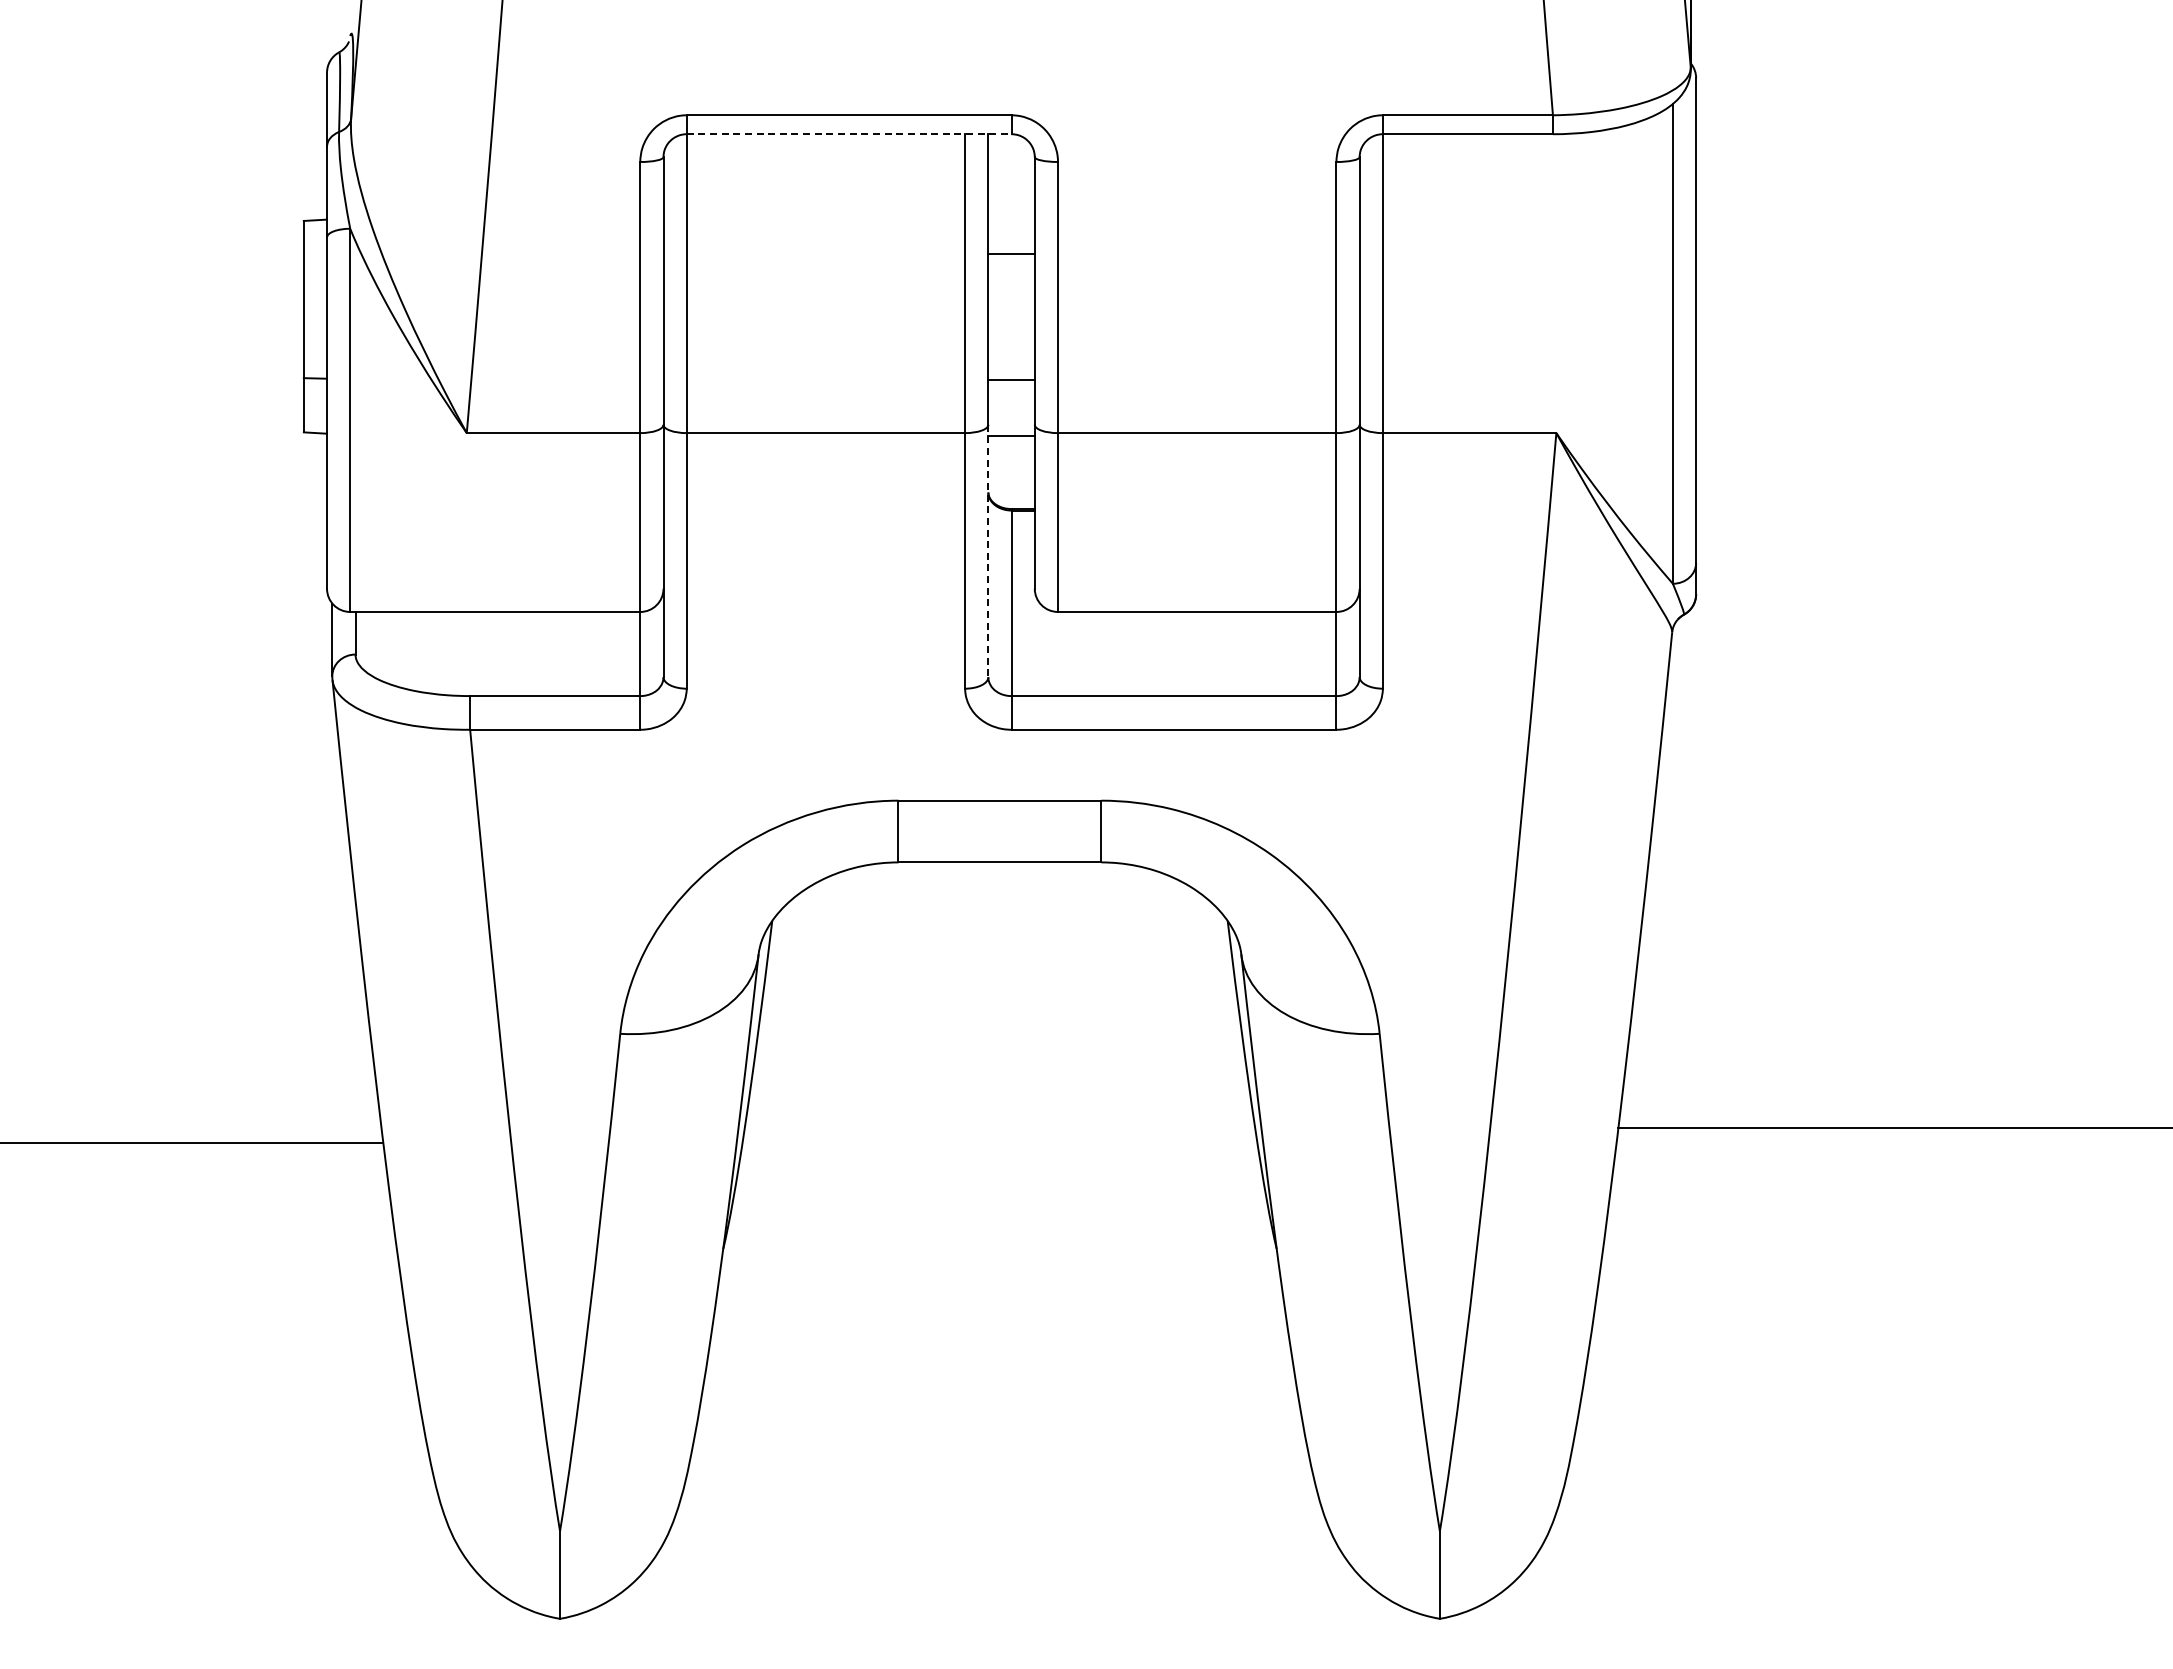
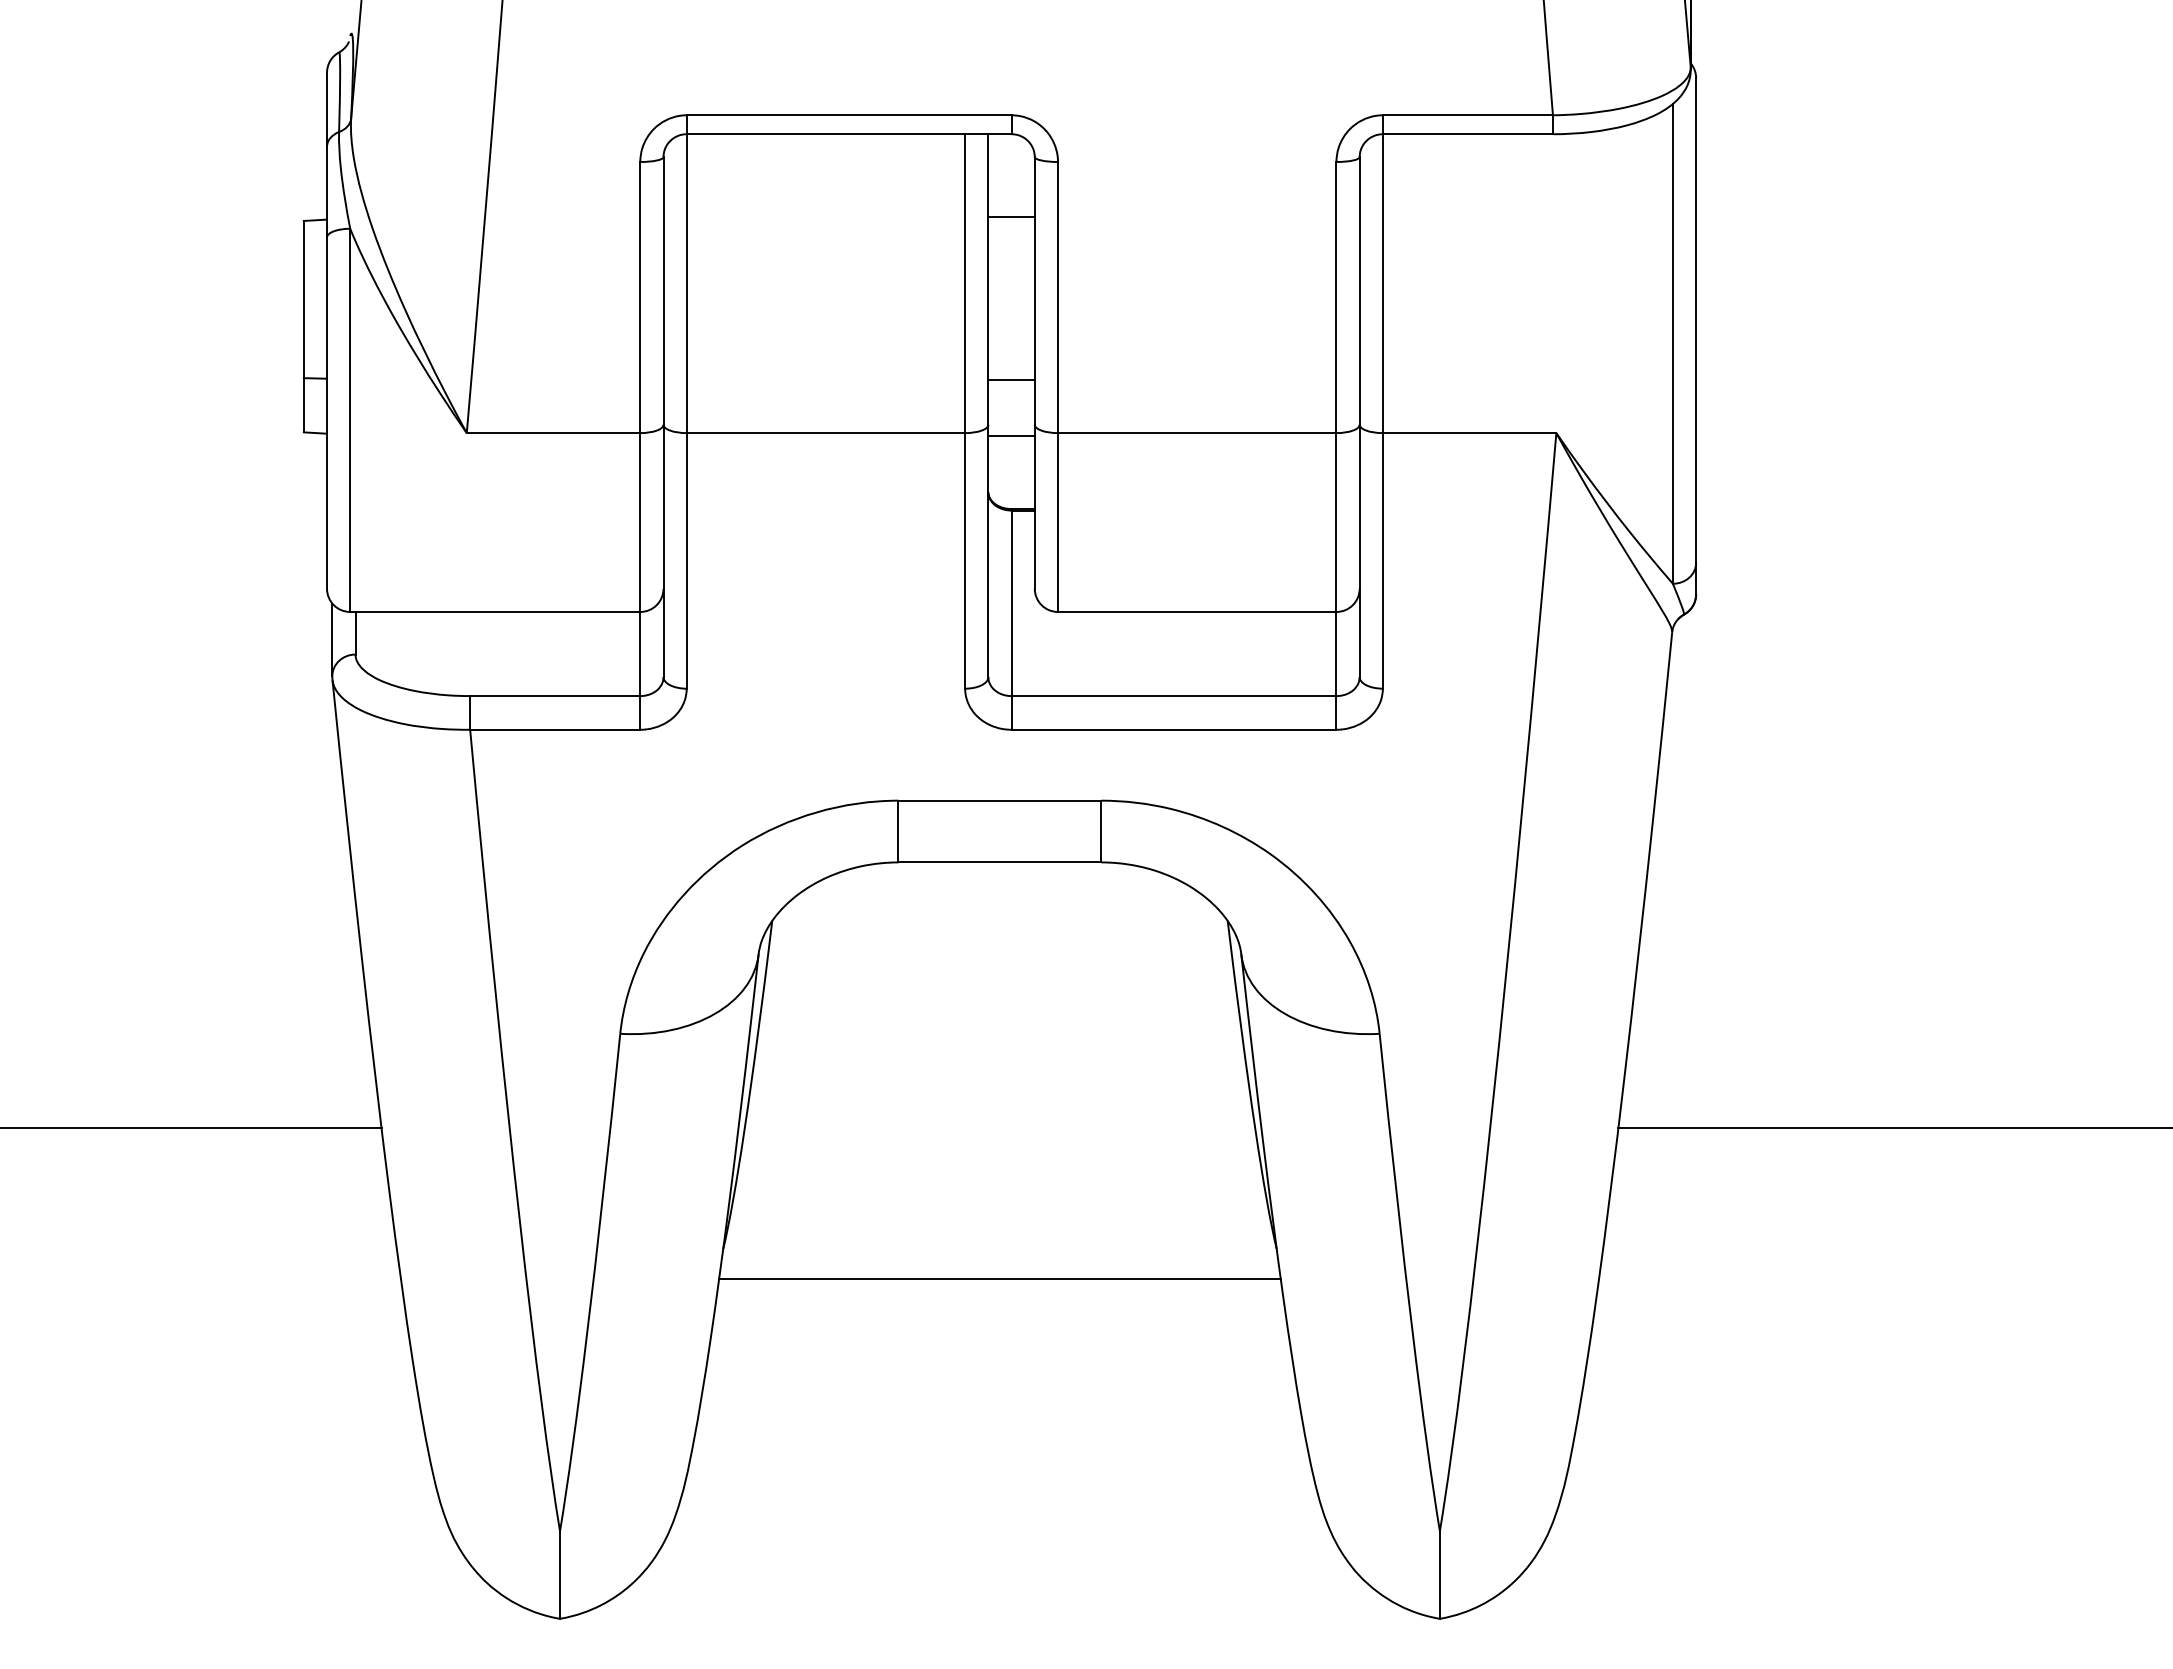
line: dashed -> solid (849, 134)
line position: (1011, 254) -> (1011, 217) (1011, 217)
line: dashed -> solid (988, 551)
line position: (191, 1143) -> (191, 1128) (191, 1128)
line: none -> present (999, 1279)
